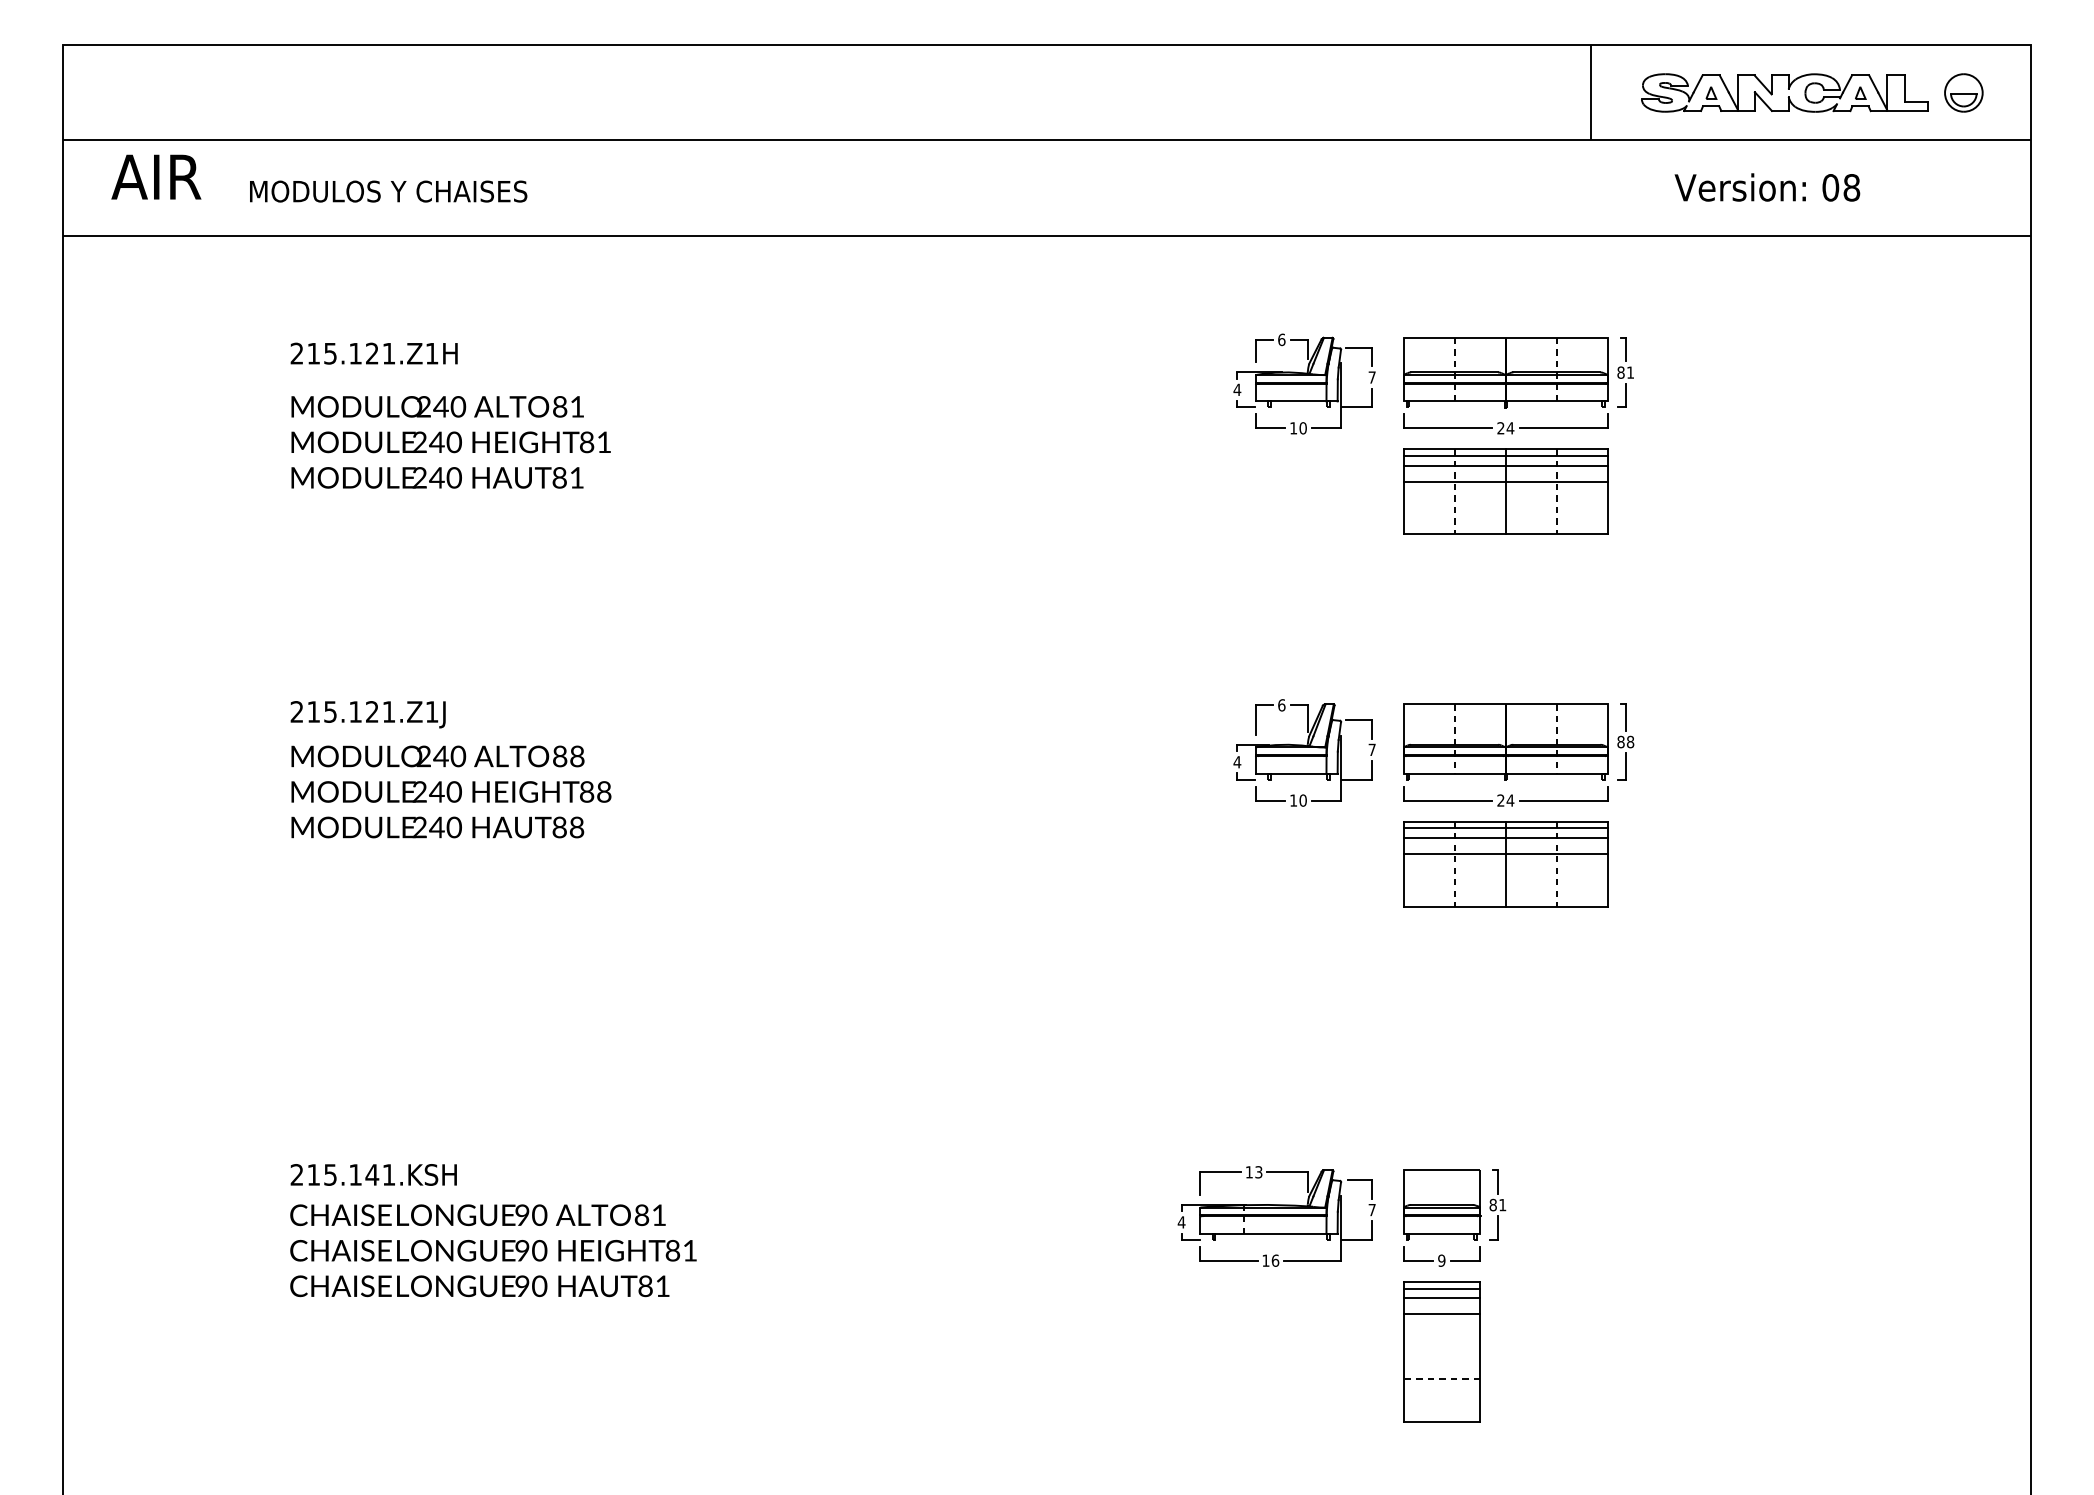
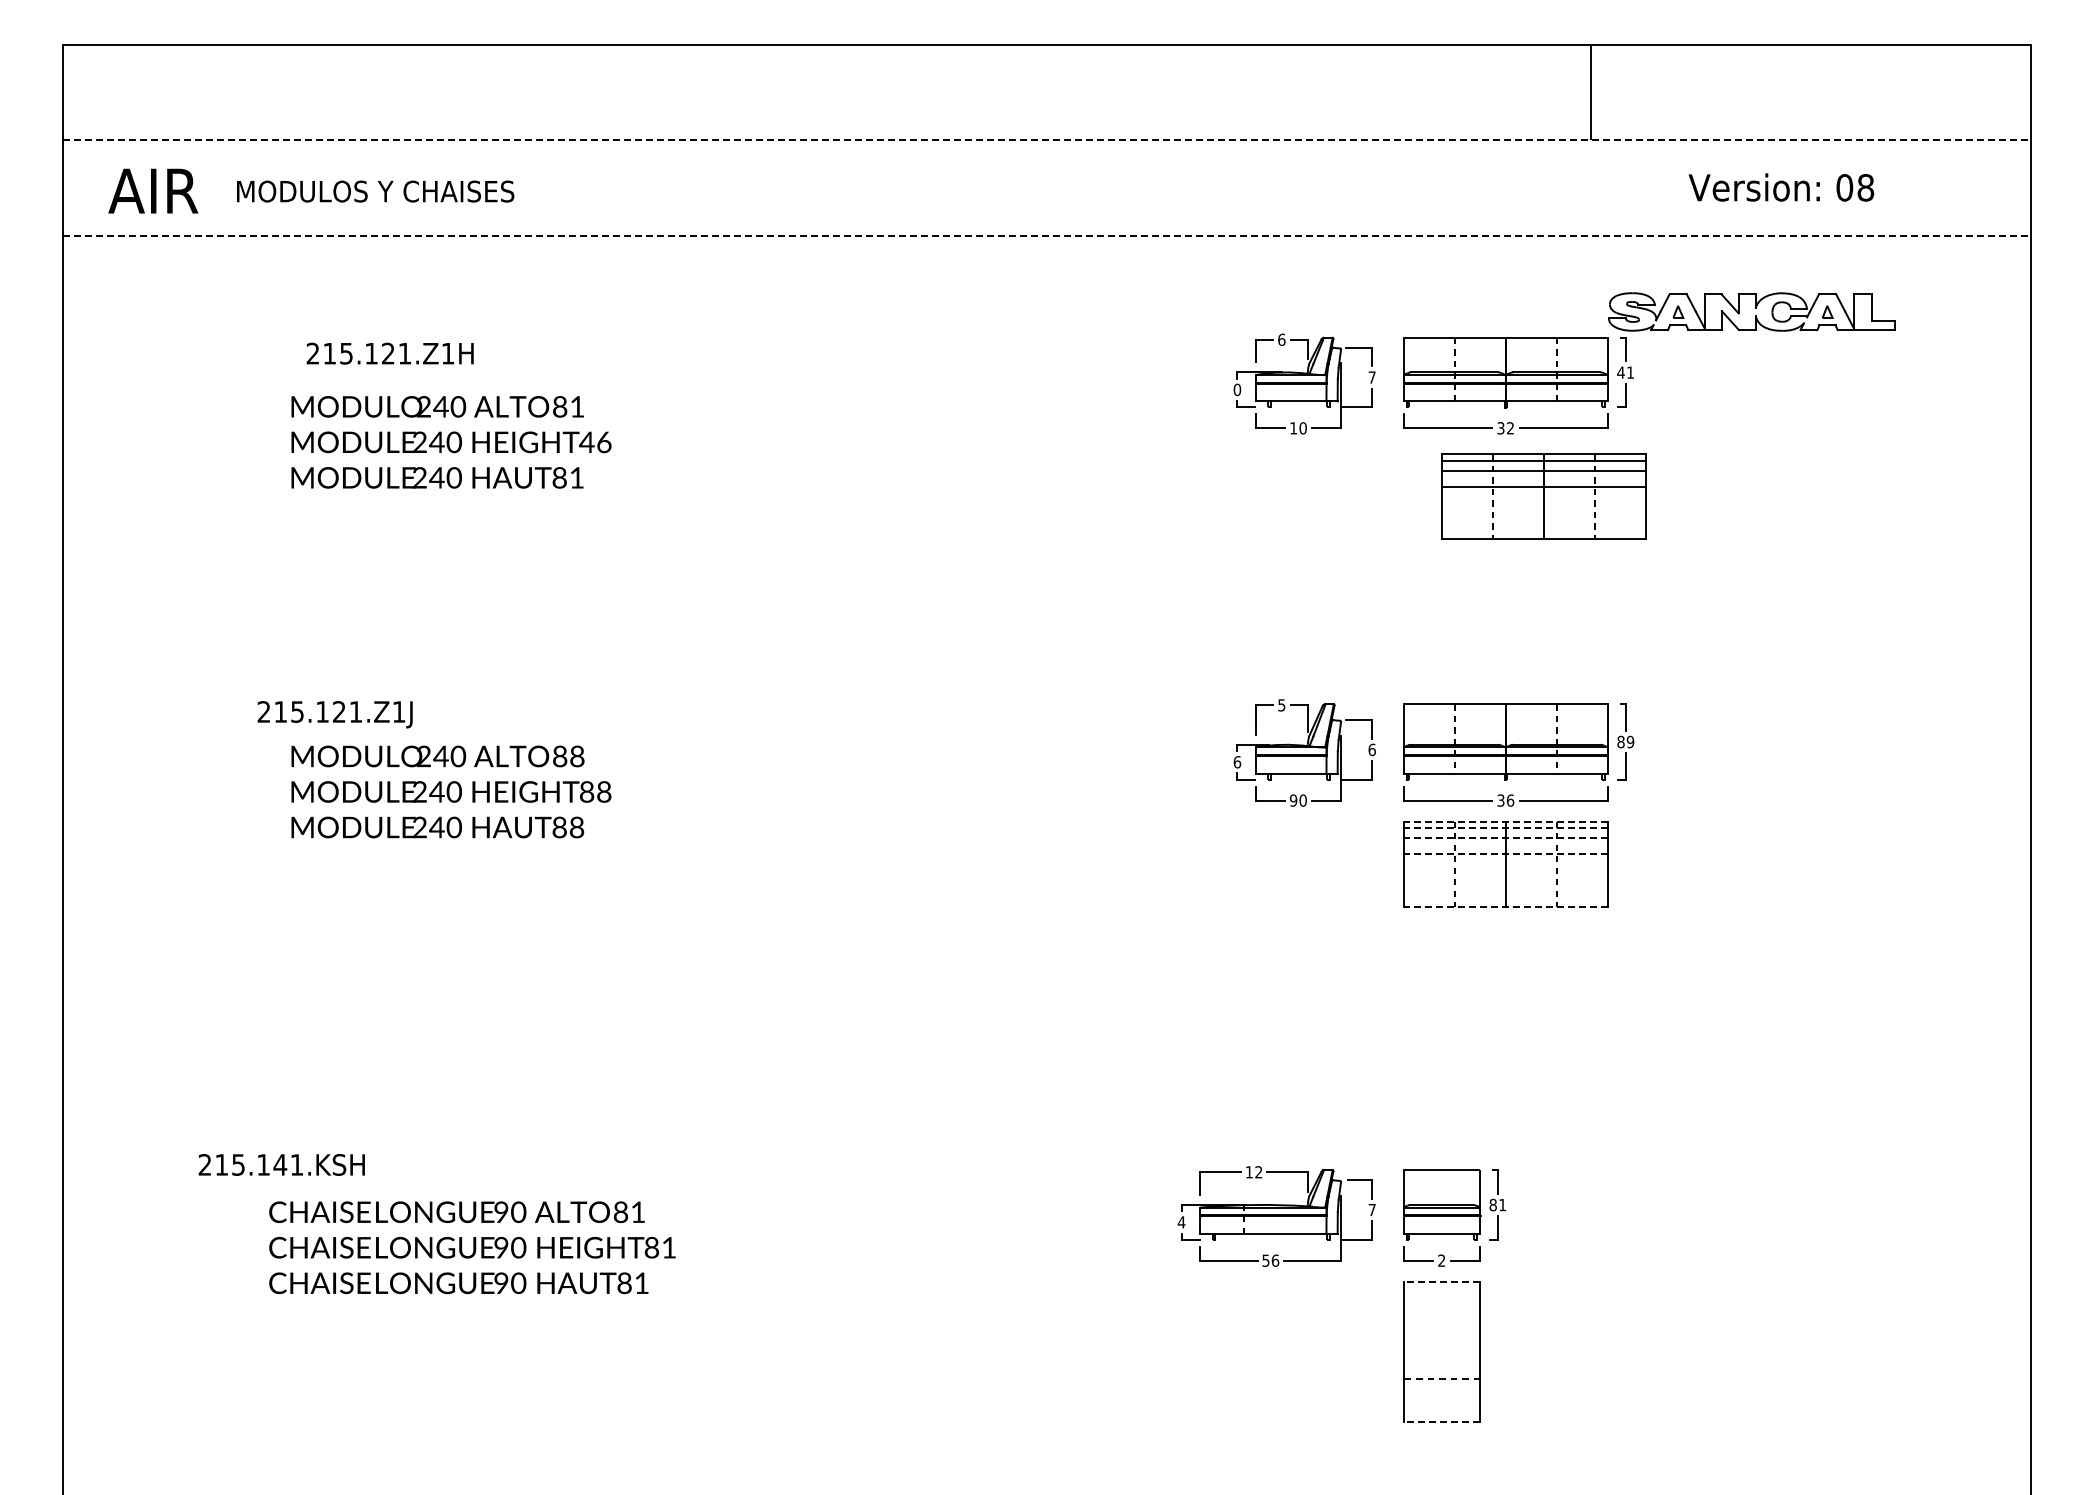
part position: (1784, 92) -> (1751, 311) (1751, 311)
part: present -> none (1963, 92)
line: solid -> dashed (1047, 140)
text position: (156, 176) -> (153, 190) (153, 190)
text position: (1767, 187) -> (1781, 187) (1781, 187)
text position: (388, 191) -> (375, 191) (375, 191)
line: solid -> dashed (1047, 236)
text position: (373, 353) -> (389, 353) (389, 353)
text: 81 -> 41 (1620, 372)
text: 4 -> 0 (1237, 389)
text: 24 -> 32 (1505, 428)
text: 81 -> 46 (594, 442)
part position: (1505, 491) -> (1543, 496) (1543, 496)
text: 6 -> 5 (1281, 705)
text position: (367, 714) -> (334, 714) (334, 714)
text: 88 -> 89 (1630, 742)
text: 7 -> 6 (1371, 749)
text: 4 -> 6 (1237, 762)
text: 10 -> 90 (1293, 800)
text: 24 -> 36 (1505, 800)
line: solid -> dashed (1505, 821)
line: solid -> dashed (1505, 828)
line: solid -> dashed (1505, 837)
line: solid -> dashed (1505, 854)
line: solid -> dashed (1505, 906)
text: 13 -> 12 (1258, 1172)
text position: (373, 1174) -> (281, 1164) (281, 1164)
text position: (493, 1250) -> (472, 1247) (472, 1247)
text: 16 -> 56 (1265, 1260)
text: 9 -> 2 (1441, 1260)
line: solid -> dashed (1441, 1281)
line: present -> none (1441, 1288)
line: present -> none (1441, 1298)
line: present -> none (1441, 1314)
line: solid -> dashed (1441, 1422)
